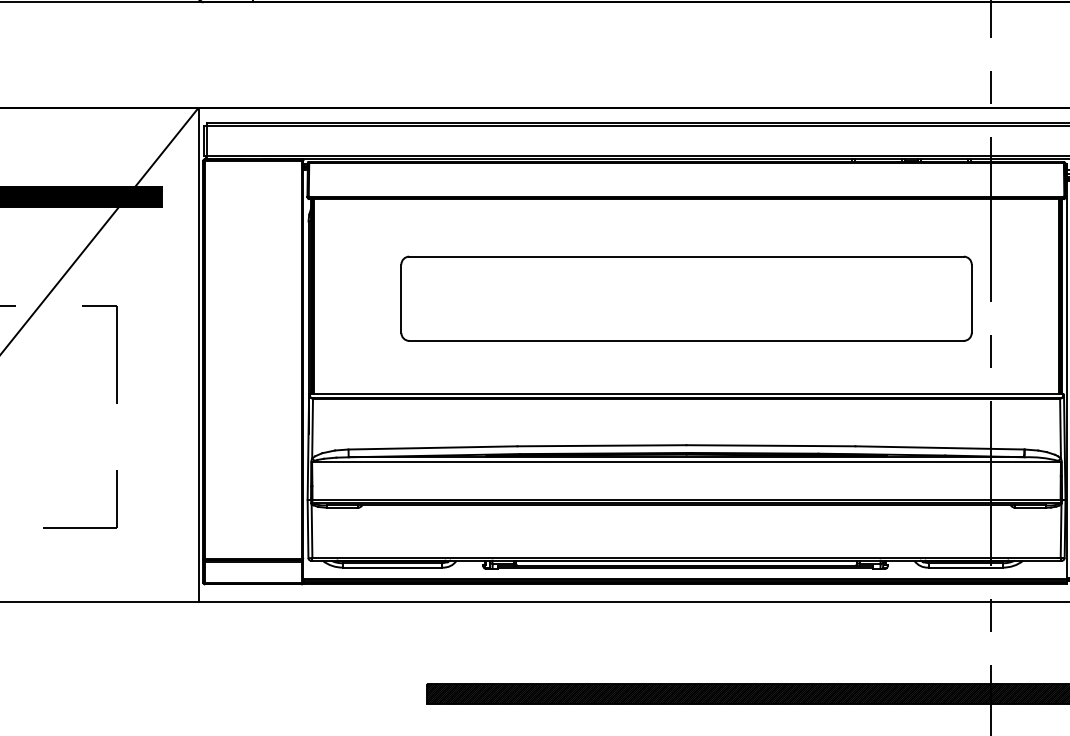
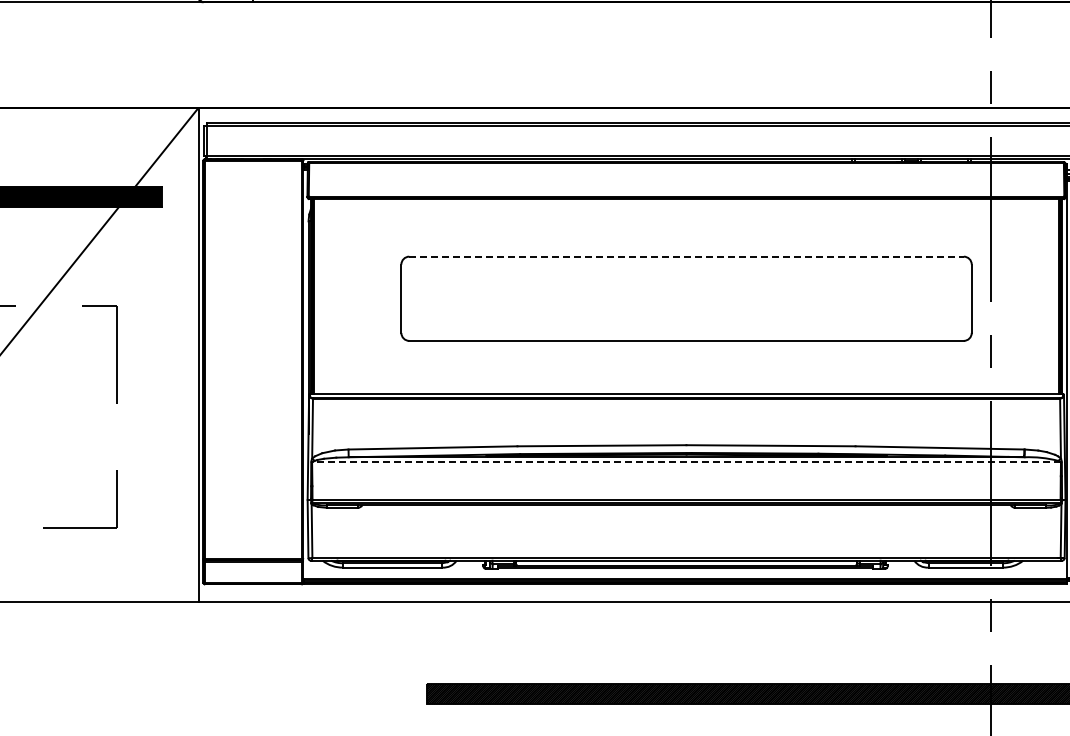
line: solid -> dashed (687, 256)
line: solid -> dashed (686, 462)
